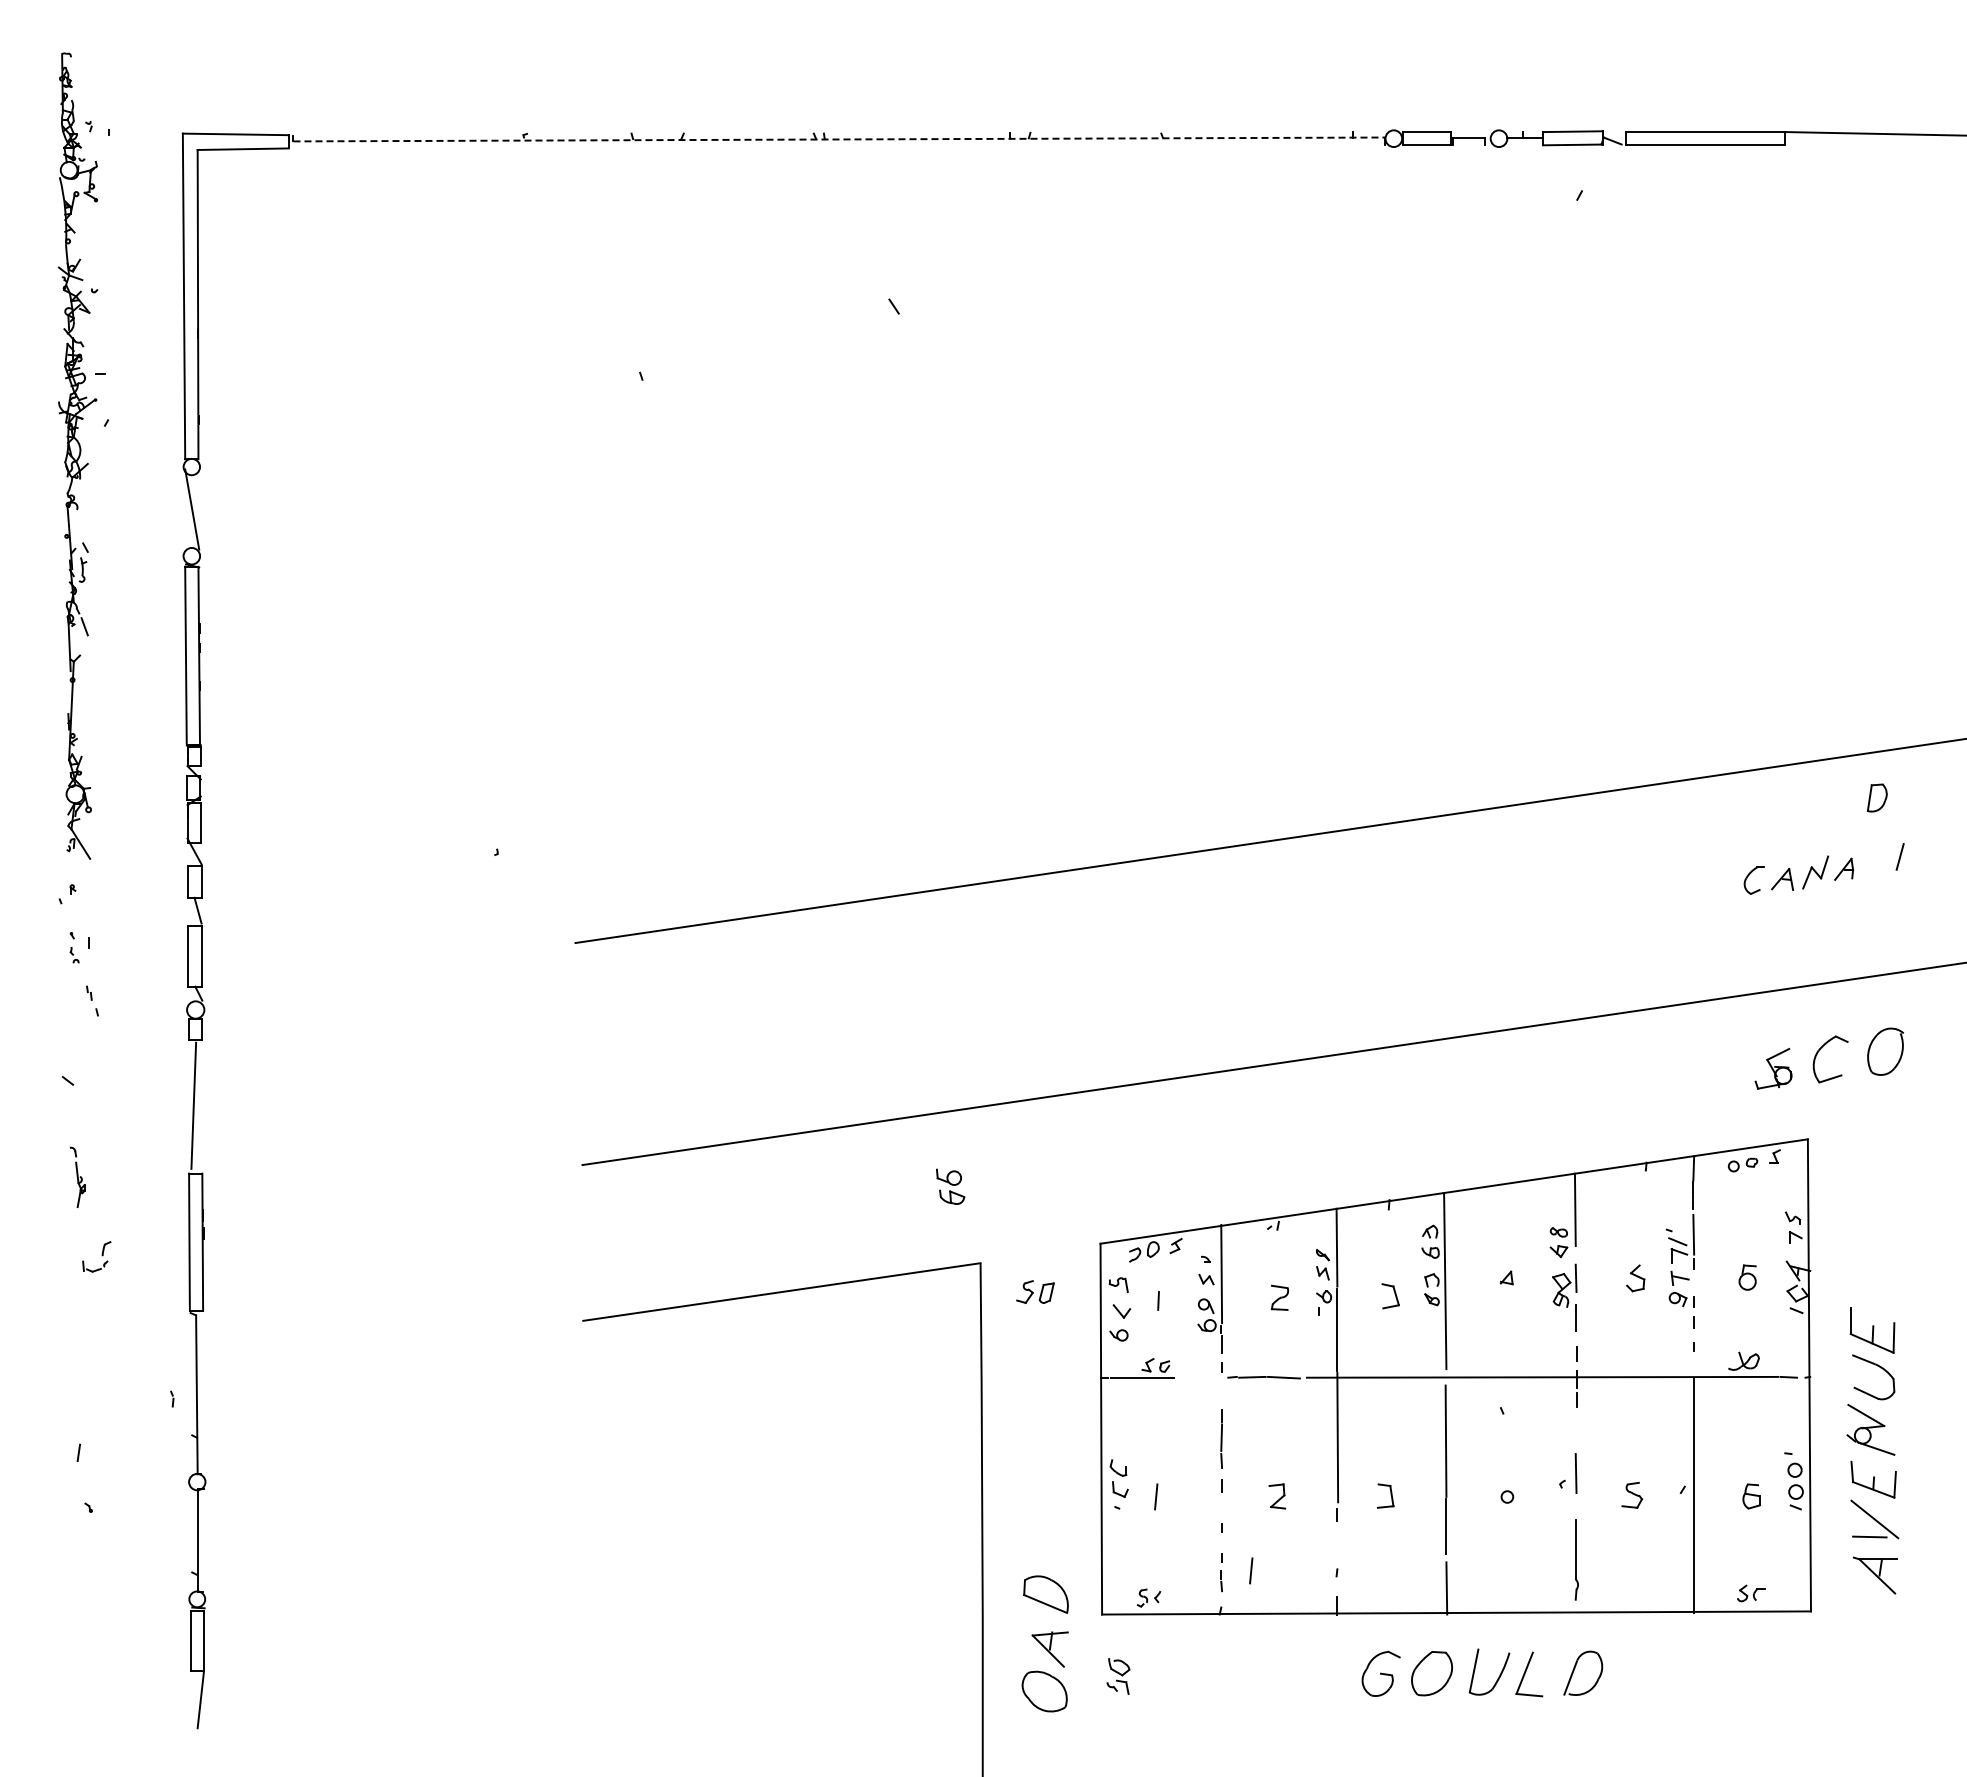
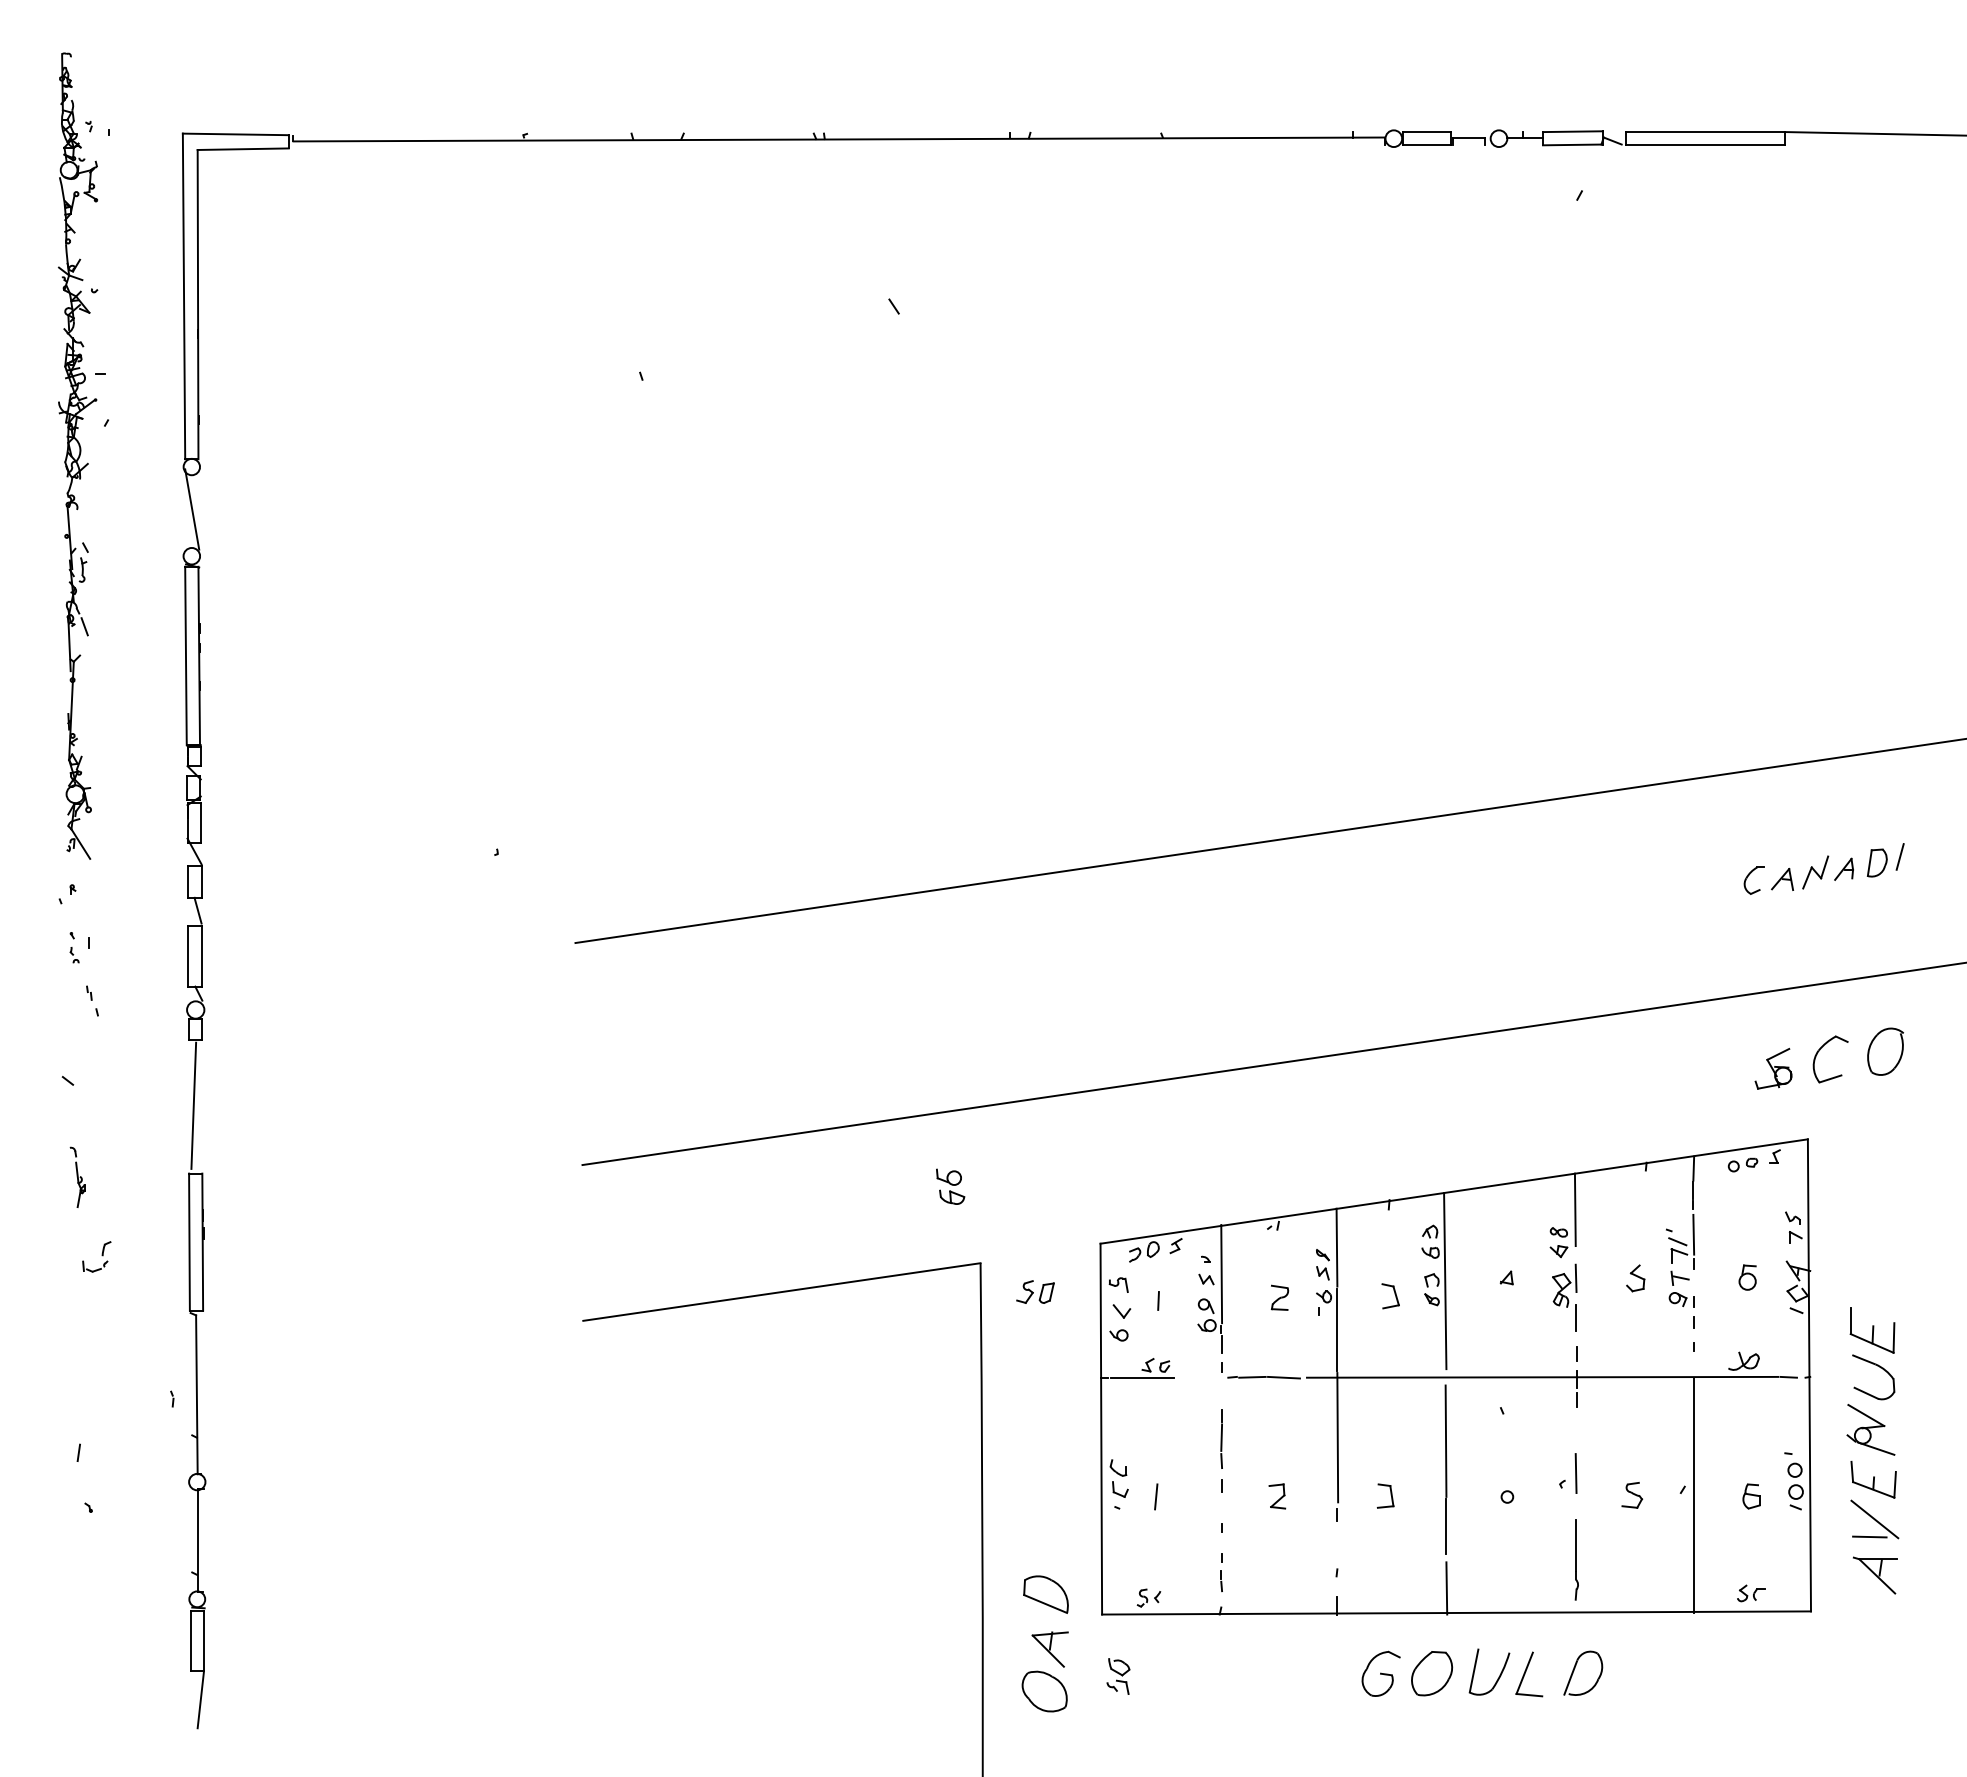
line: dashed -> solid (839, 139)
part position: (1876, 797) -> (1876, 862) (1876, 862)
line: present -> none (1251, 1570)
